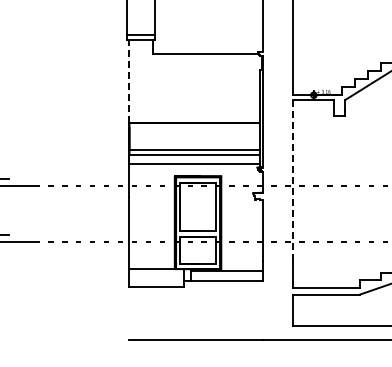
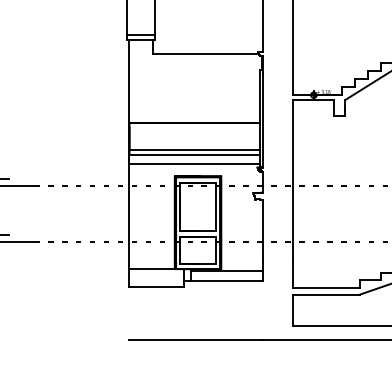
line: dashed -> solid (129, 80)
line: dashed -> solid (292, 180)
